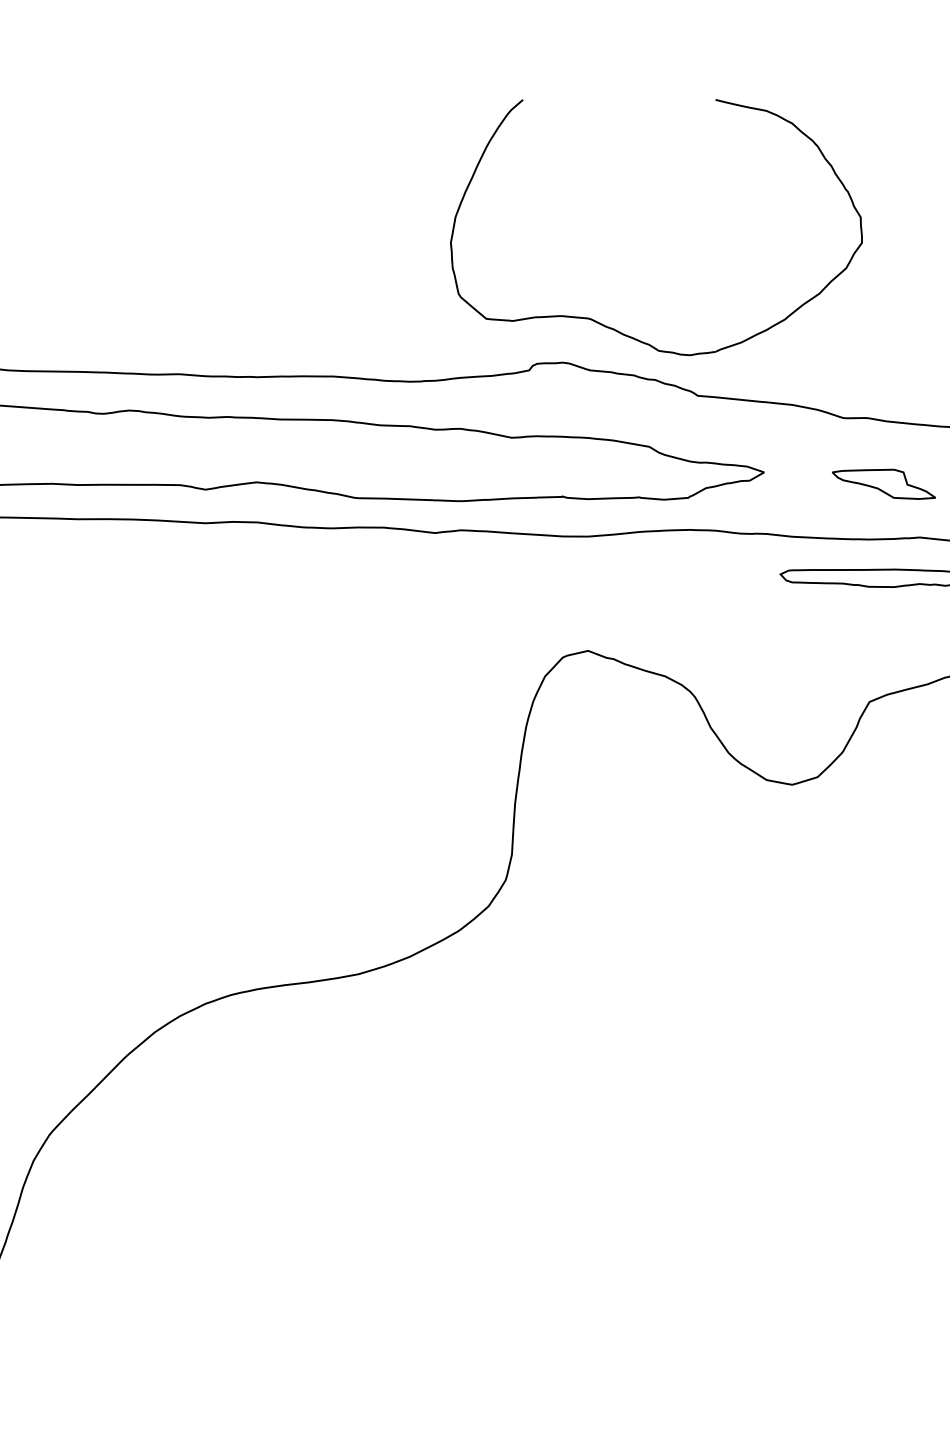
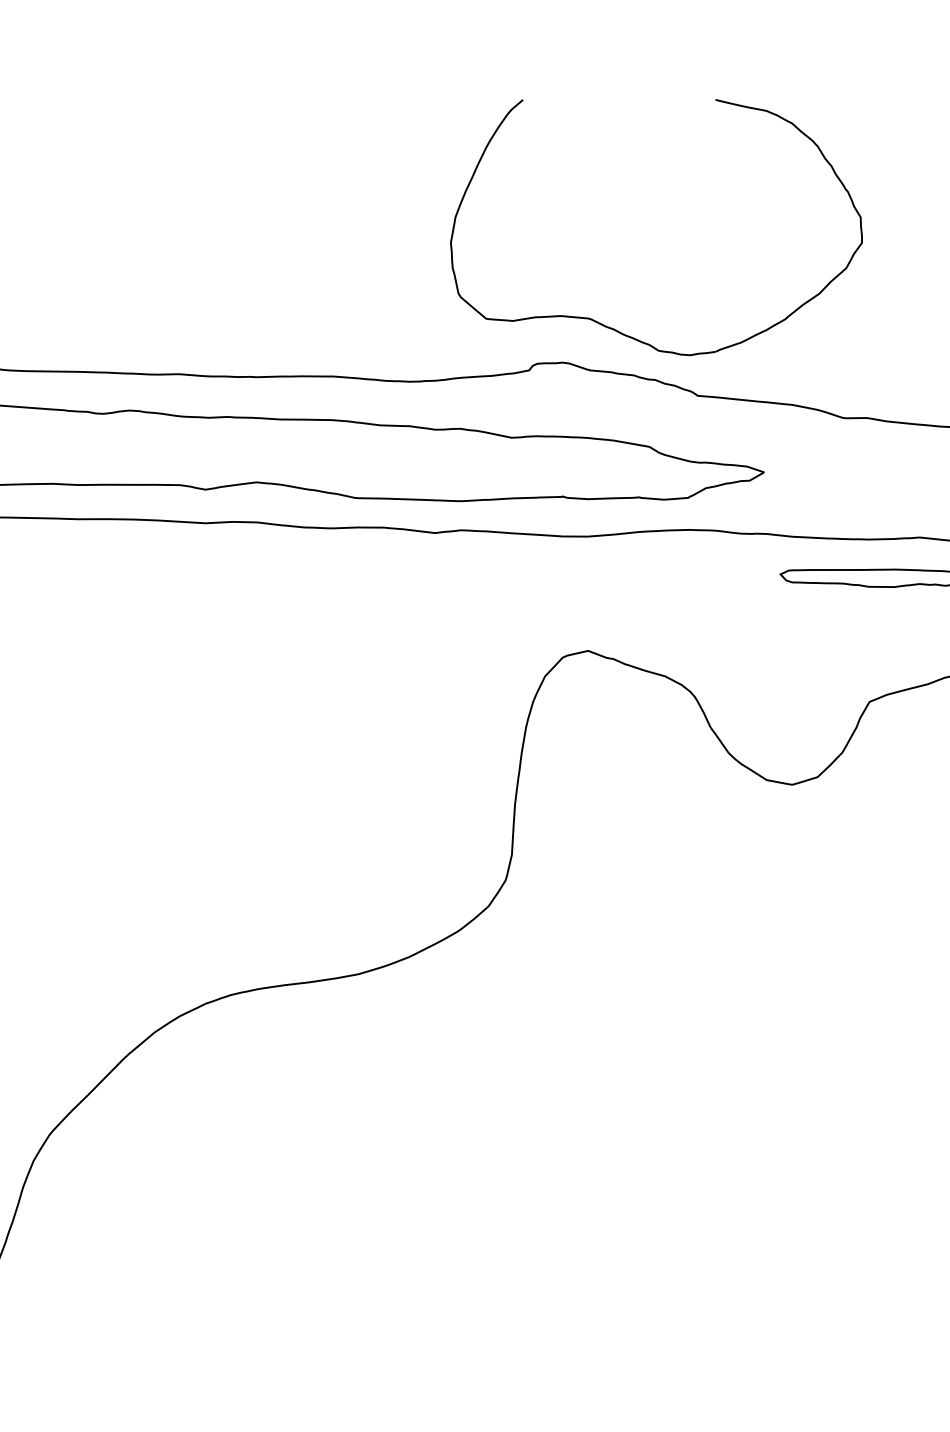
part: present -> none (883, 483)
